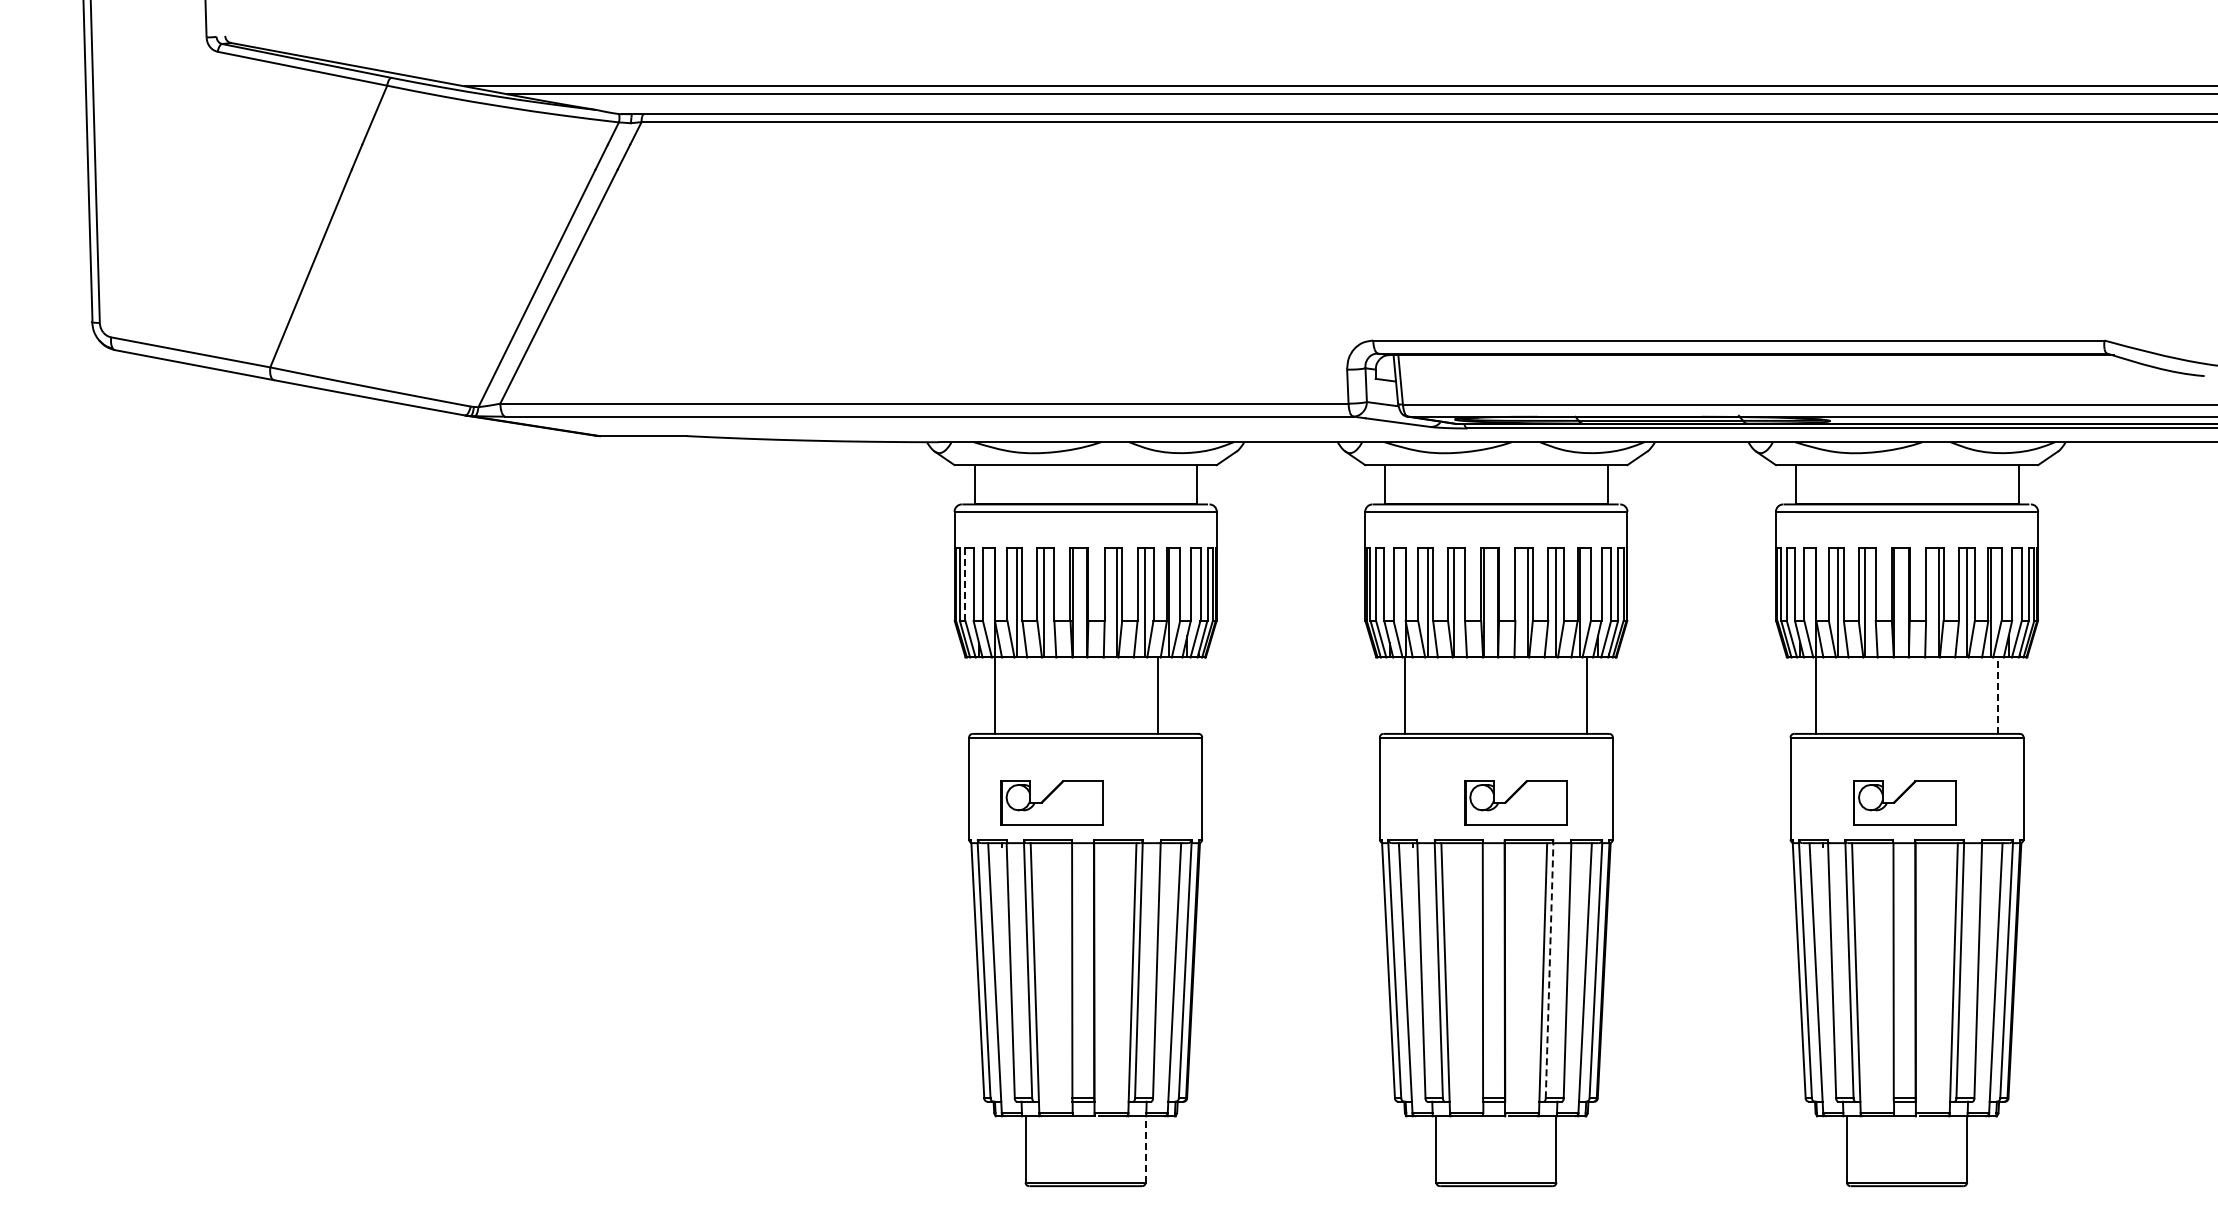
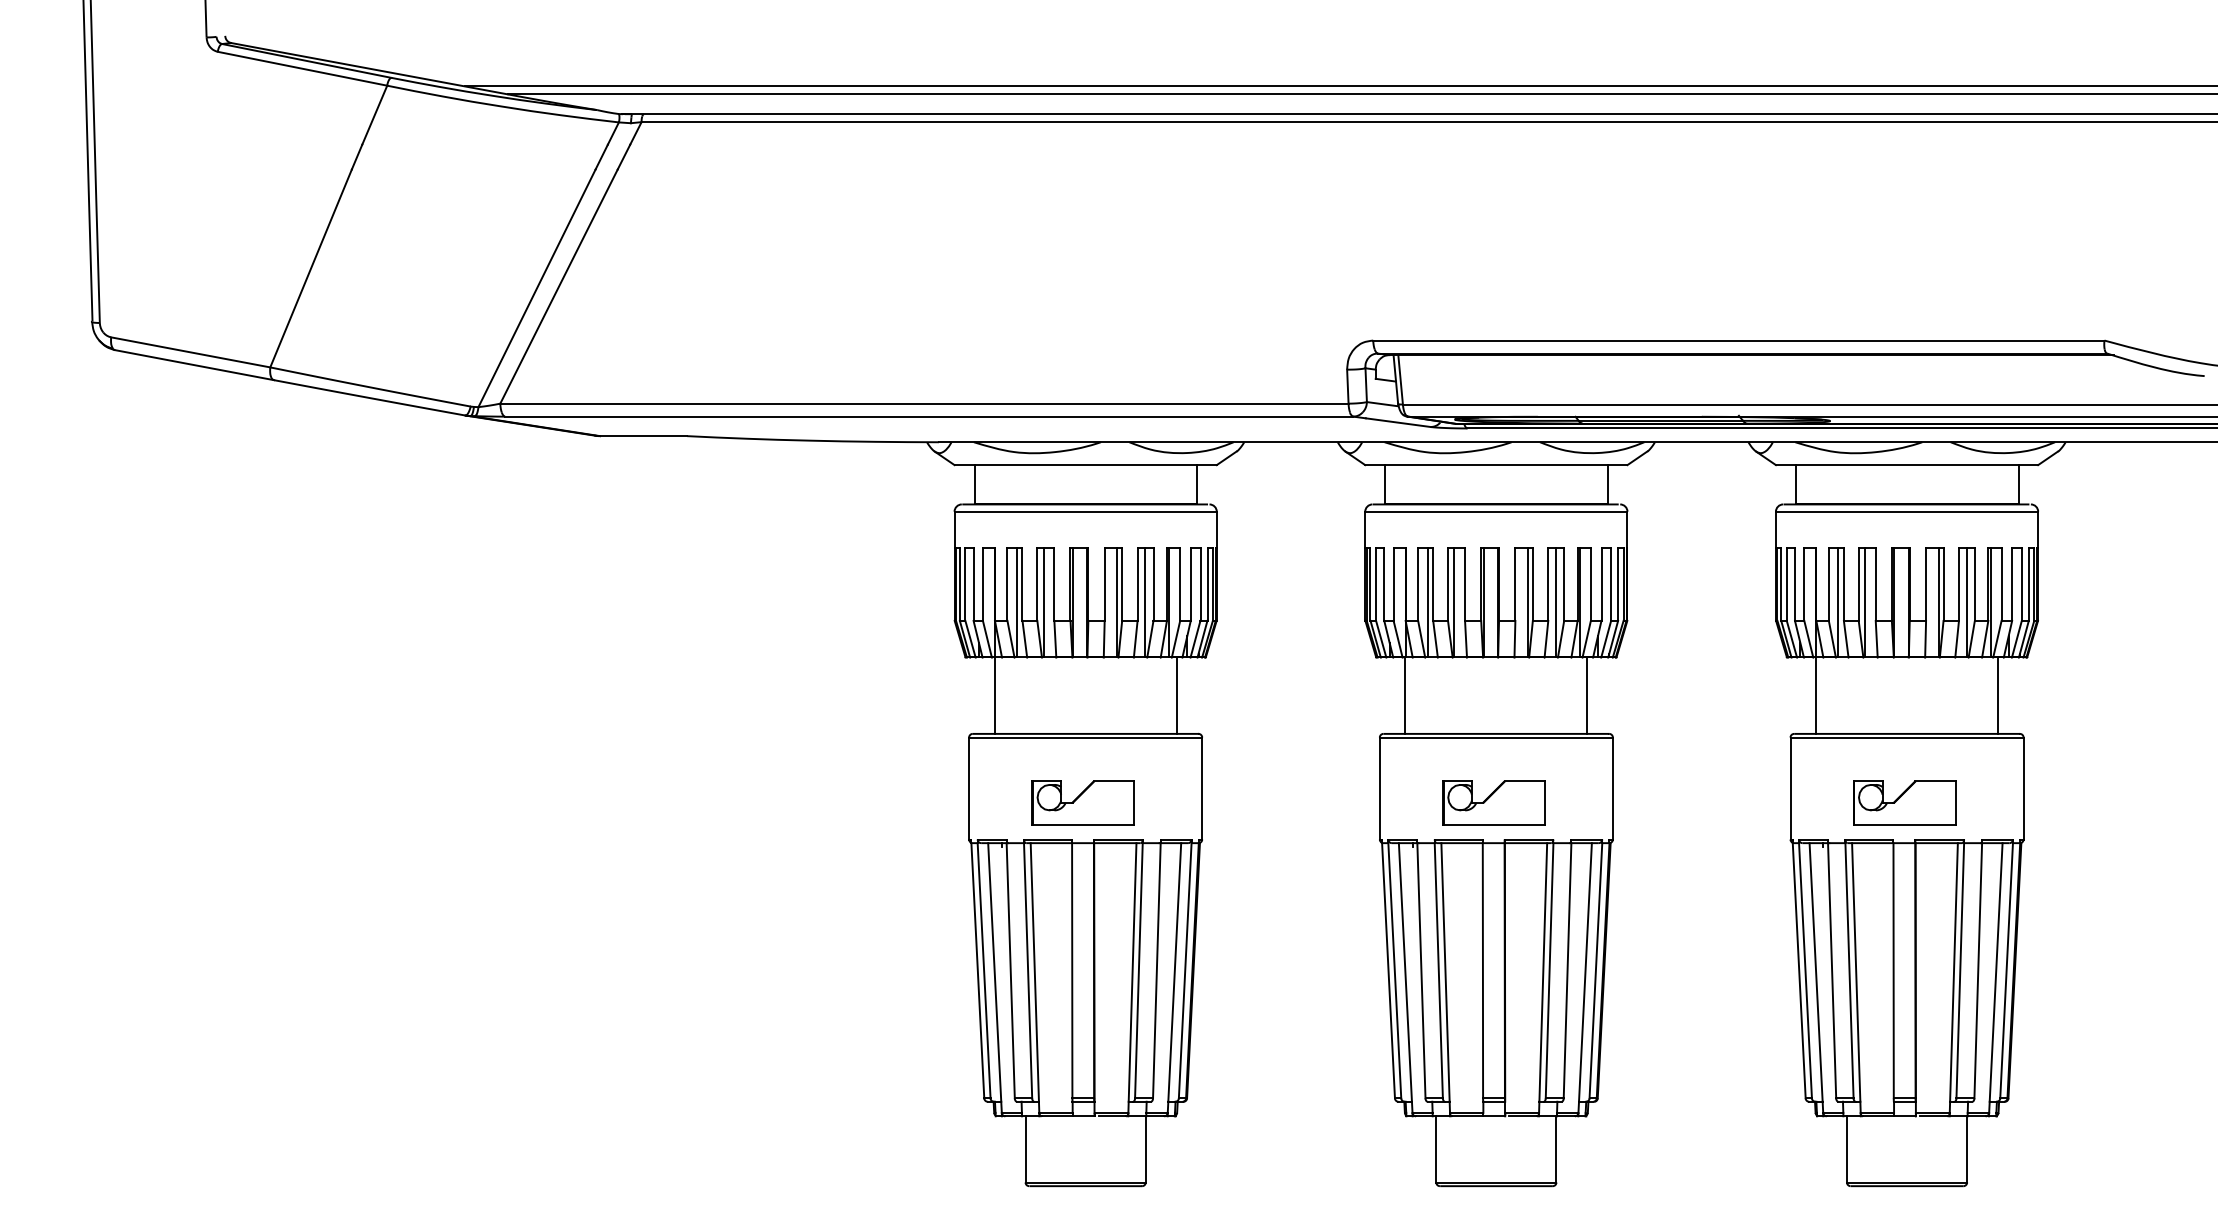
line: dashed -> solid (965, 584)
line position: (1157, 695) -> (1176, 695) (1176, 695)
line: dashed -> solid (1998, 695)
part position: (1051, 802) -> (1082, 802) (1082, 802)
part position: (1515, 802) -> (1493, 802) (1493, 802)
line: dashed -> solid (1549, 970)
line: dashed -> solid (1145, 1148)
